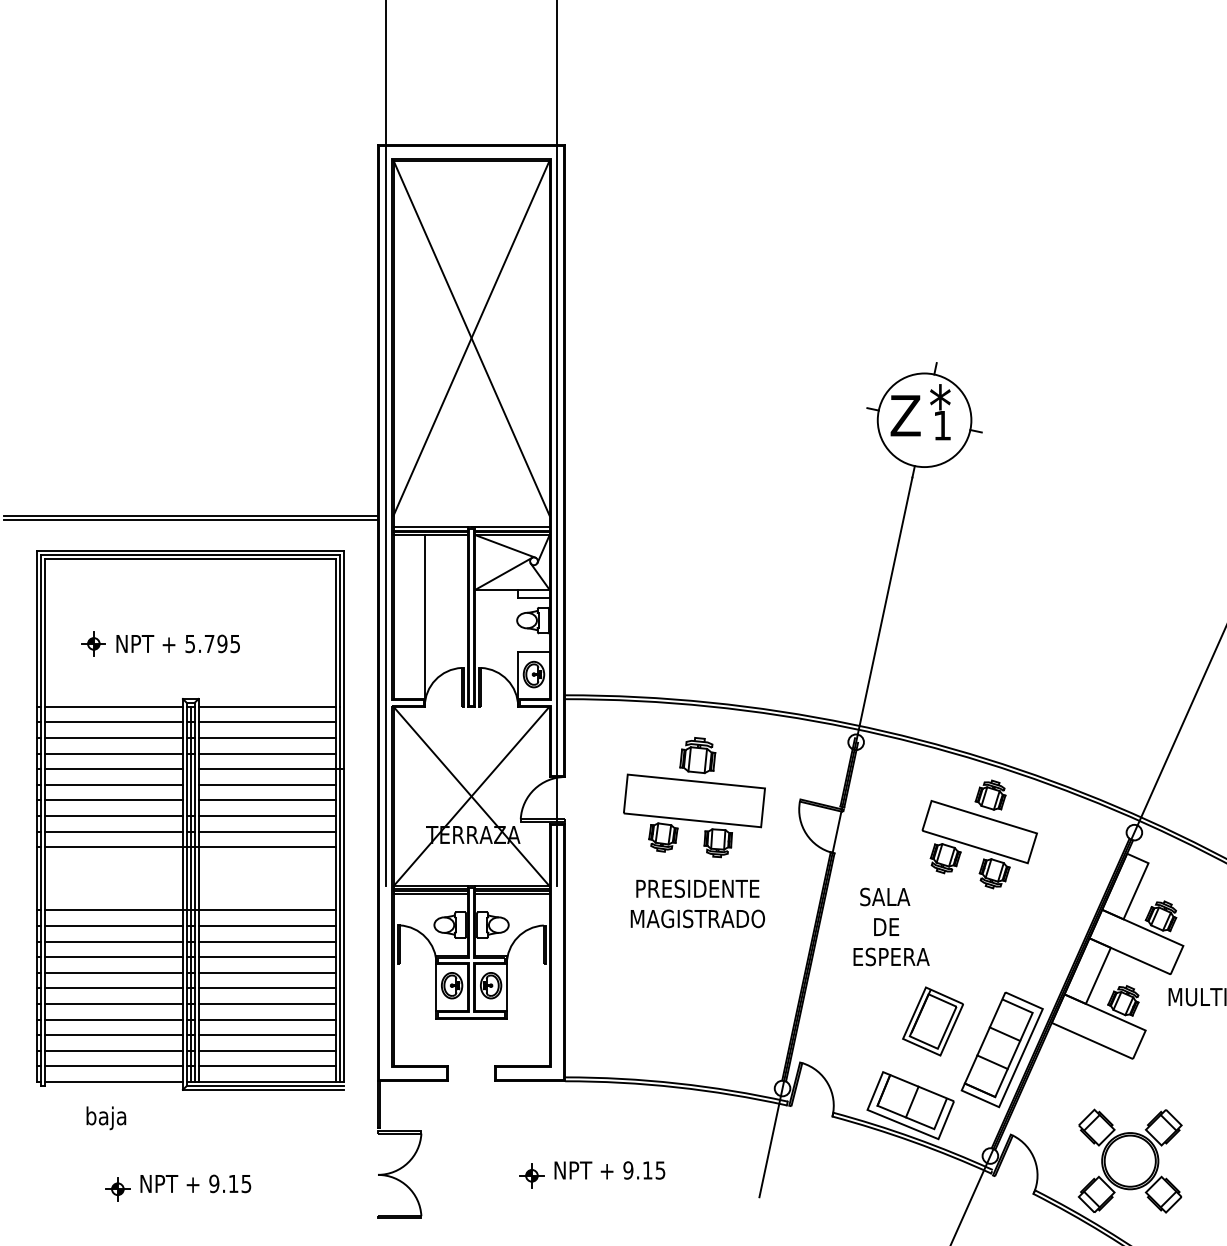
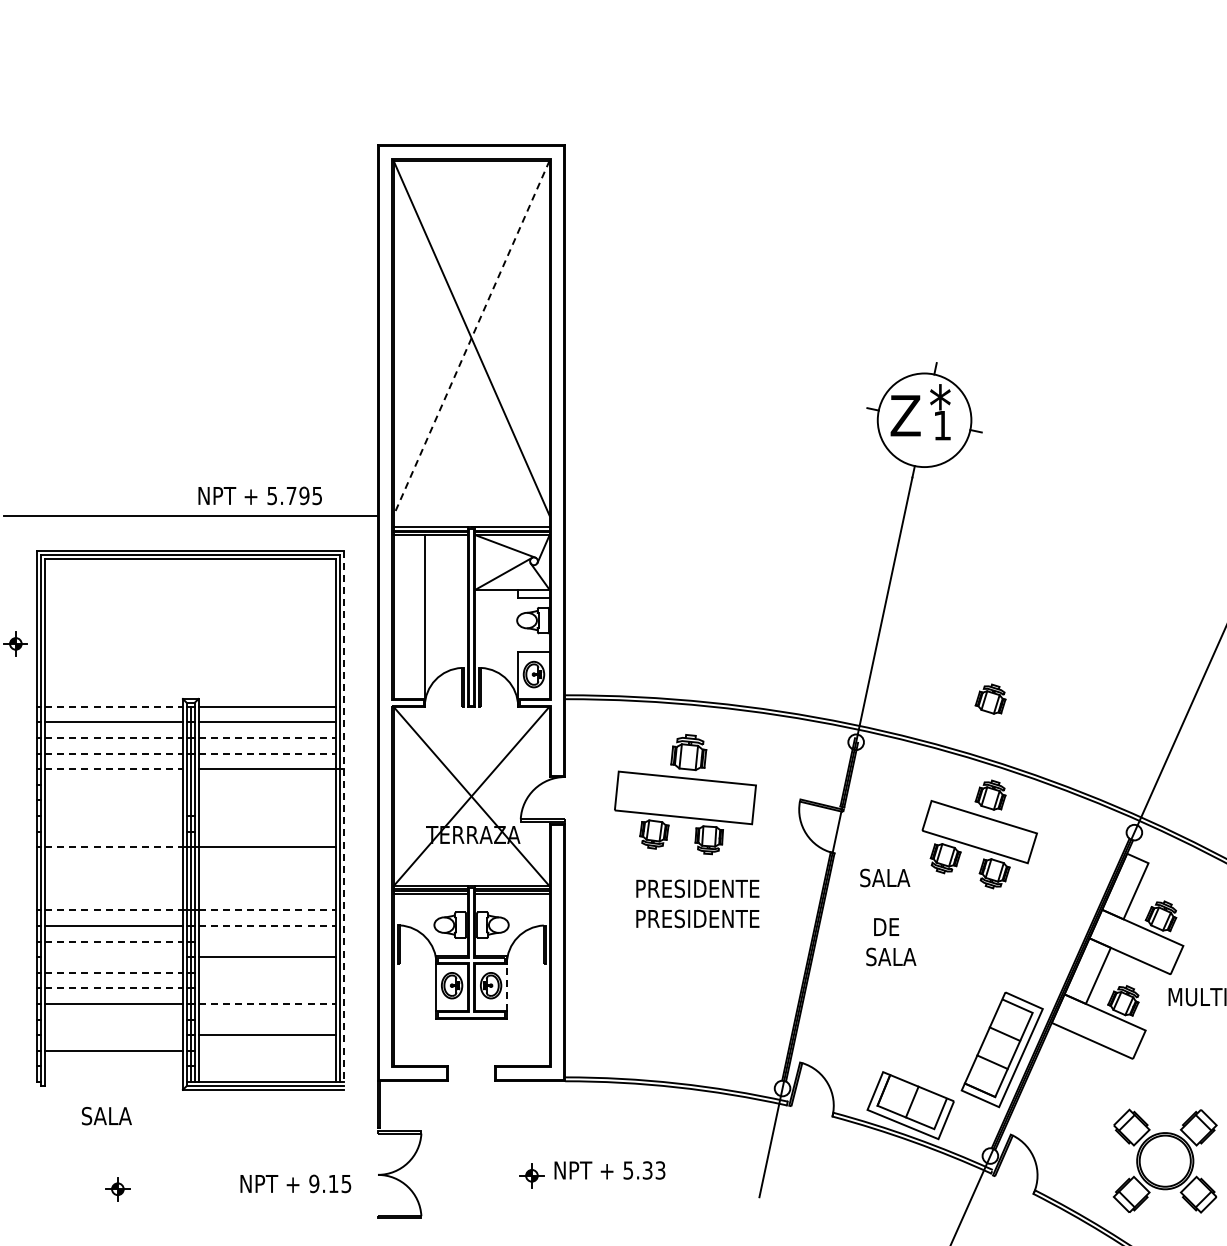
line: solid -> dashed (471, 338)
line: present -> none (385, 444)
line: present -> none (557, 444)
line: present -> none (190, 519)
part position: (93, 643) -> (15, 643) (15, 643)
text position: (177, 643) -> (259, 495) (259, 495)
part: none -> present (990, 698)
line: solid -> dashed (114, 706)
line: solid -> dashed (114, 738)
line: solid -> dashed (267, 738)
line: solid -> dashed (114, 753)
line: solid -> dashed (267, 753)
line: solid -> dashed (114, 769)
line: present -> none (113, 784)
line: present -> none (267, 784)
part position: (694, 797) -> (685, 794) (685, 794)
line: present -> none (113, 800)
line: present -> none (267, 800)
line: present -> none (113, 816)
line: present -> none (267, 816)
line: solid -> dashed (344, 816)
line: present -> none (113, 831)
line: present -> none (267, 831)
line: solid -> dashed (114, 847)
text position: (885, 896) -> (885, 877) (885, 877)
line: solid -> dashed (114, 910)
line: solid -> dashed (267, 910)
text: MAGISTRADO -> PRESIDENTE (697, 918)
line: solid -> dashed (267, 926)
line: solid -> dashed (114, 941)
line: present -> none (267, 941)
text: ESPERA -> SALA (891, 956)
line: present -> none (113, 957)
line: solid -> dashed (114, 972)
line: present -> none (267, 972)
line: solid -> dashed (506, 987)
line: solid -> dashed (114, 988)
line: present -> none (267, 988)
line: solid -> dashed (267, 1004)
line: present -> none (113, 1019)
line: present -> none (267, 1019)
part: present -> none (932, 1021)
line: present -> none (113, 1035)
line: present -> none (267, 1050)
line: present -> none (113, 1066)
line: present -> none (267, 1066)
line: present -> none (113, 1082)
text: baja -> SALA (106, 1118)
part position: (1129, 1160) -> (1164, 1160) (1164, 1160)
text: 9.15 -> 5.33 (644, 1170)
text position: (195, 1183) -> (295, 1183) (295, 1183)
